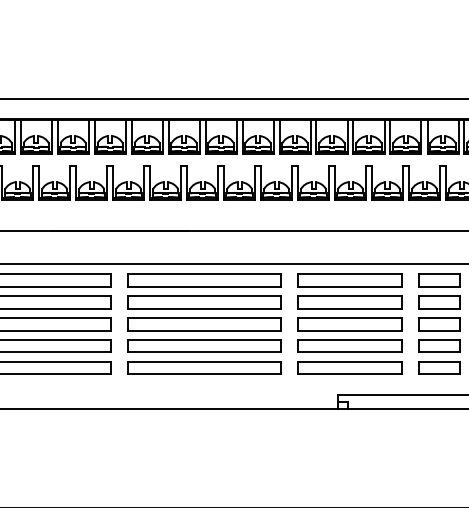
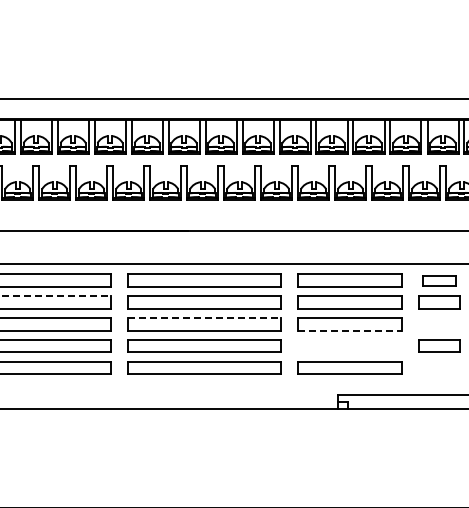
part size: 43x15 px -> 35x12 px (439, 280)
line: solid -> dashed (56, 296)
line: solid -> dashed (204, 318)
part: present -> none (439, 324)
line: solid -> dashed (350, 330)
part: present -> none (349, 345)
part: present -> none (439, 367)
